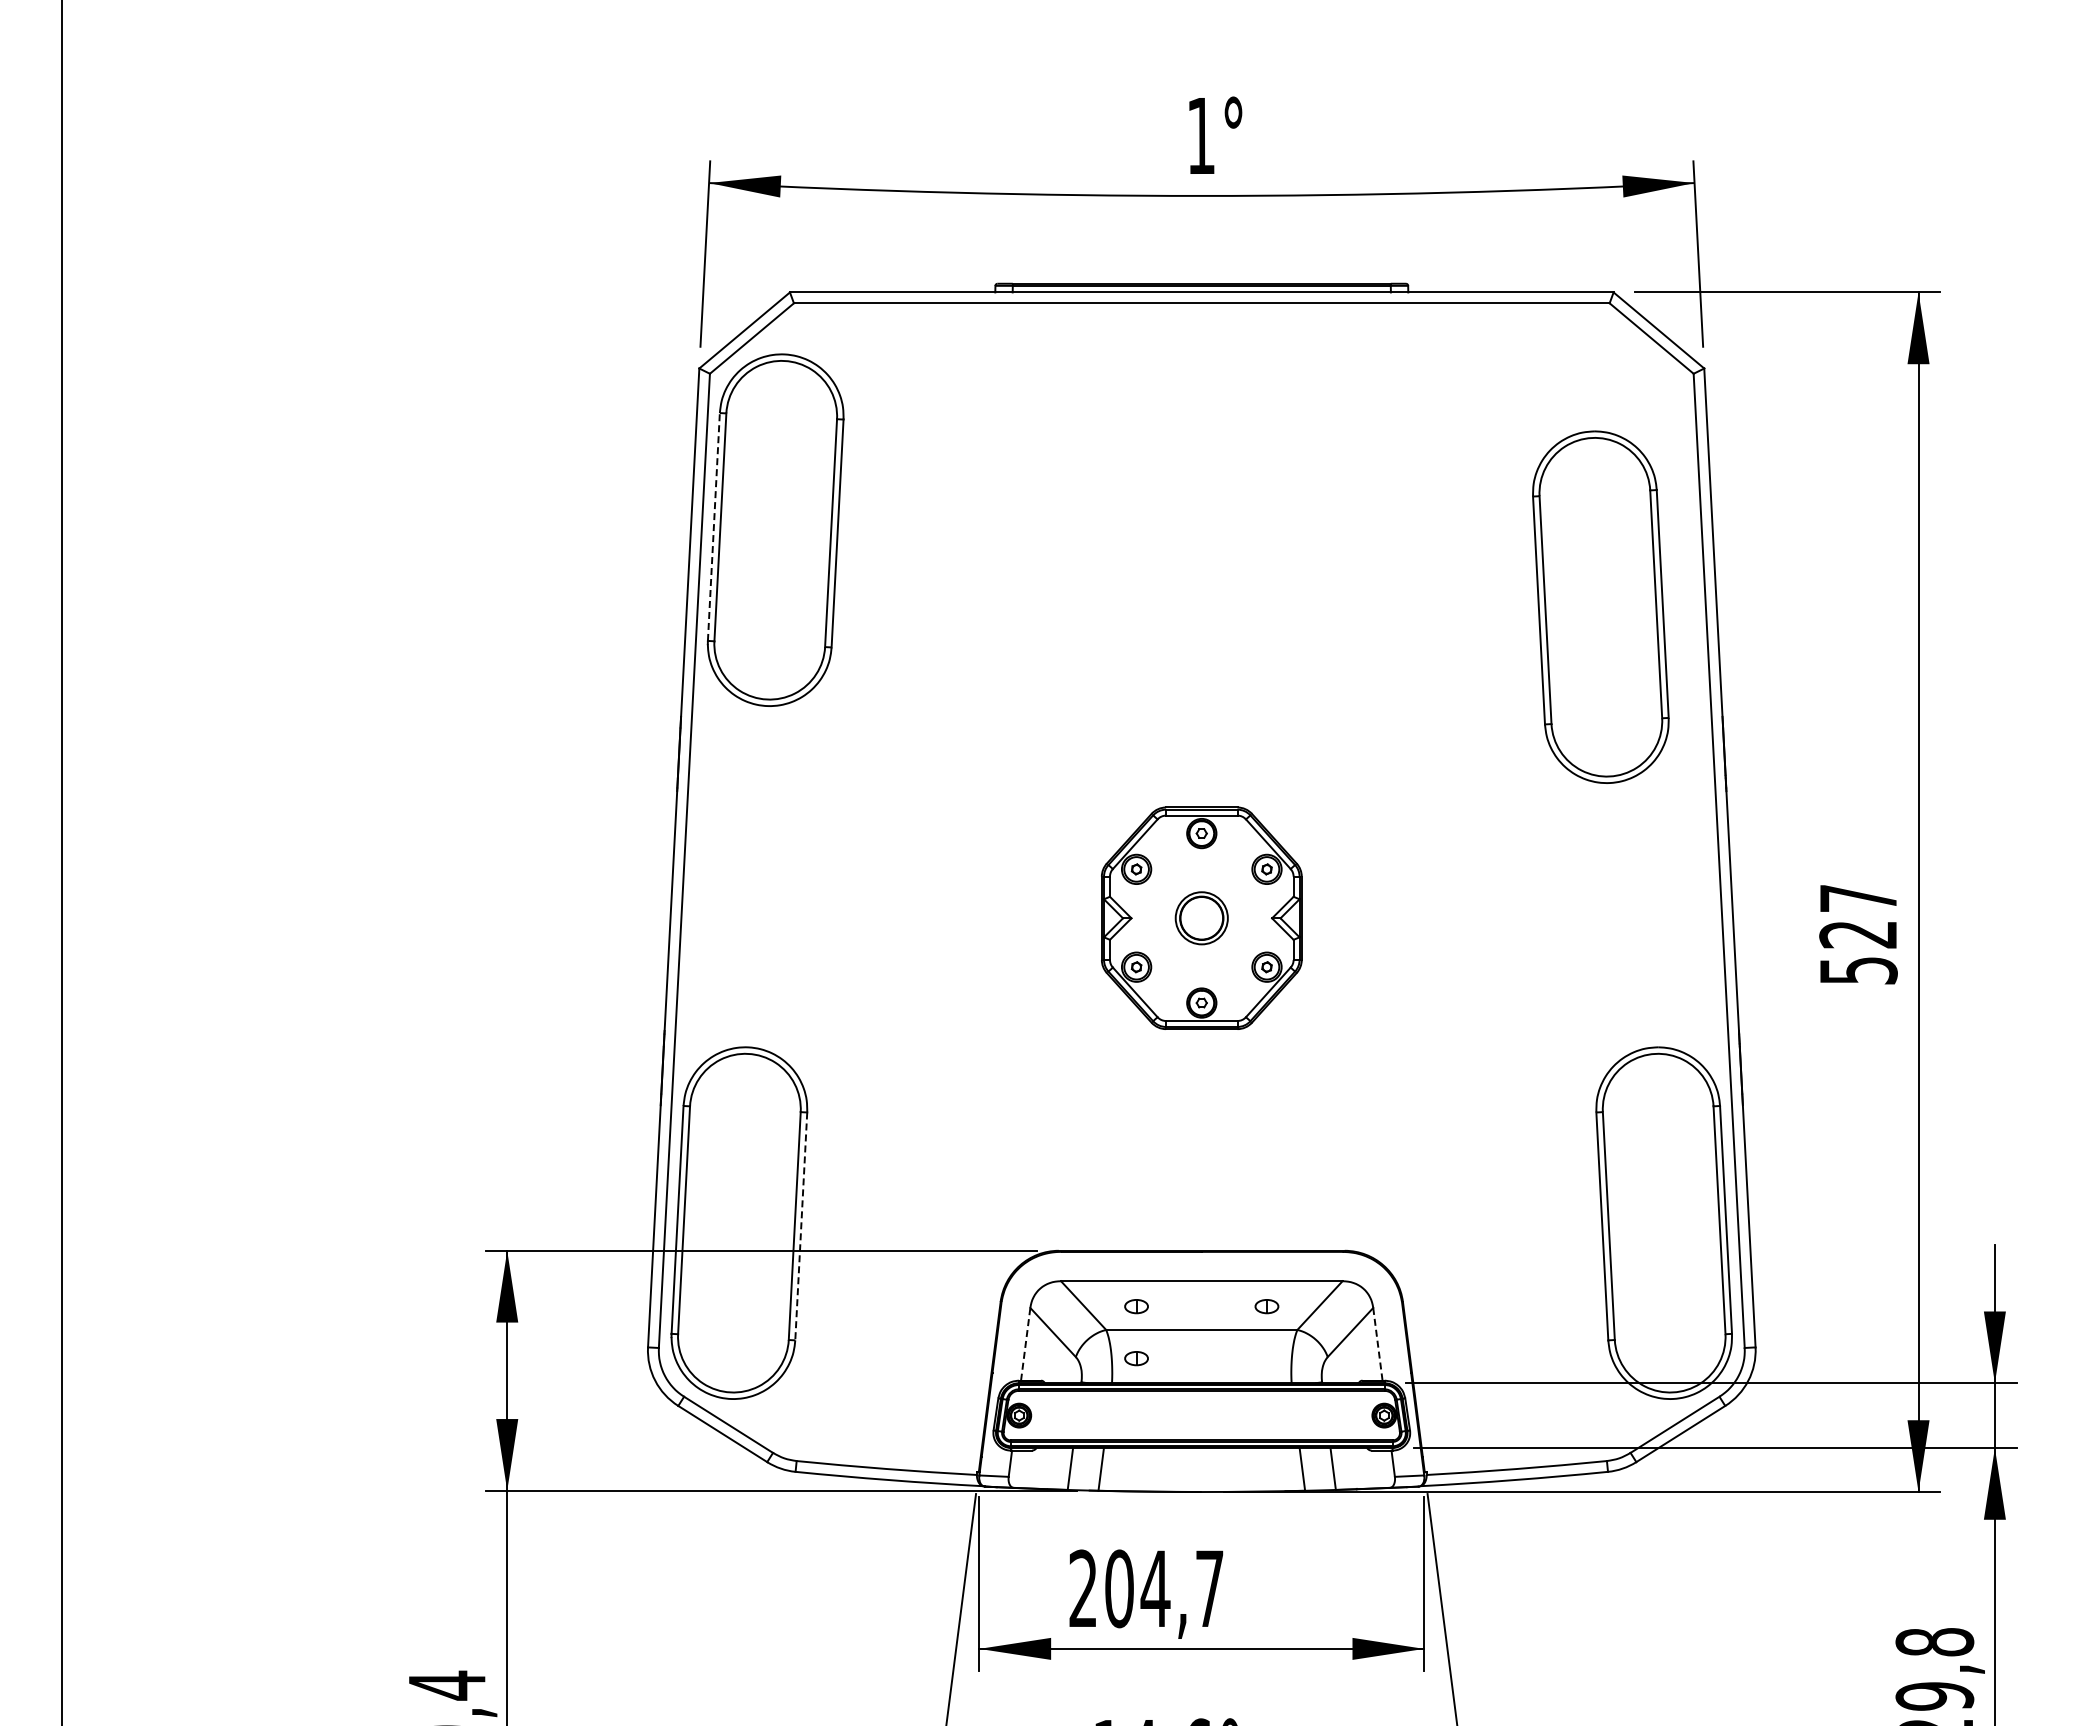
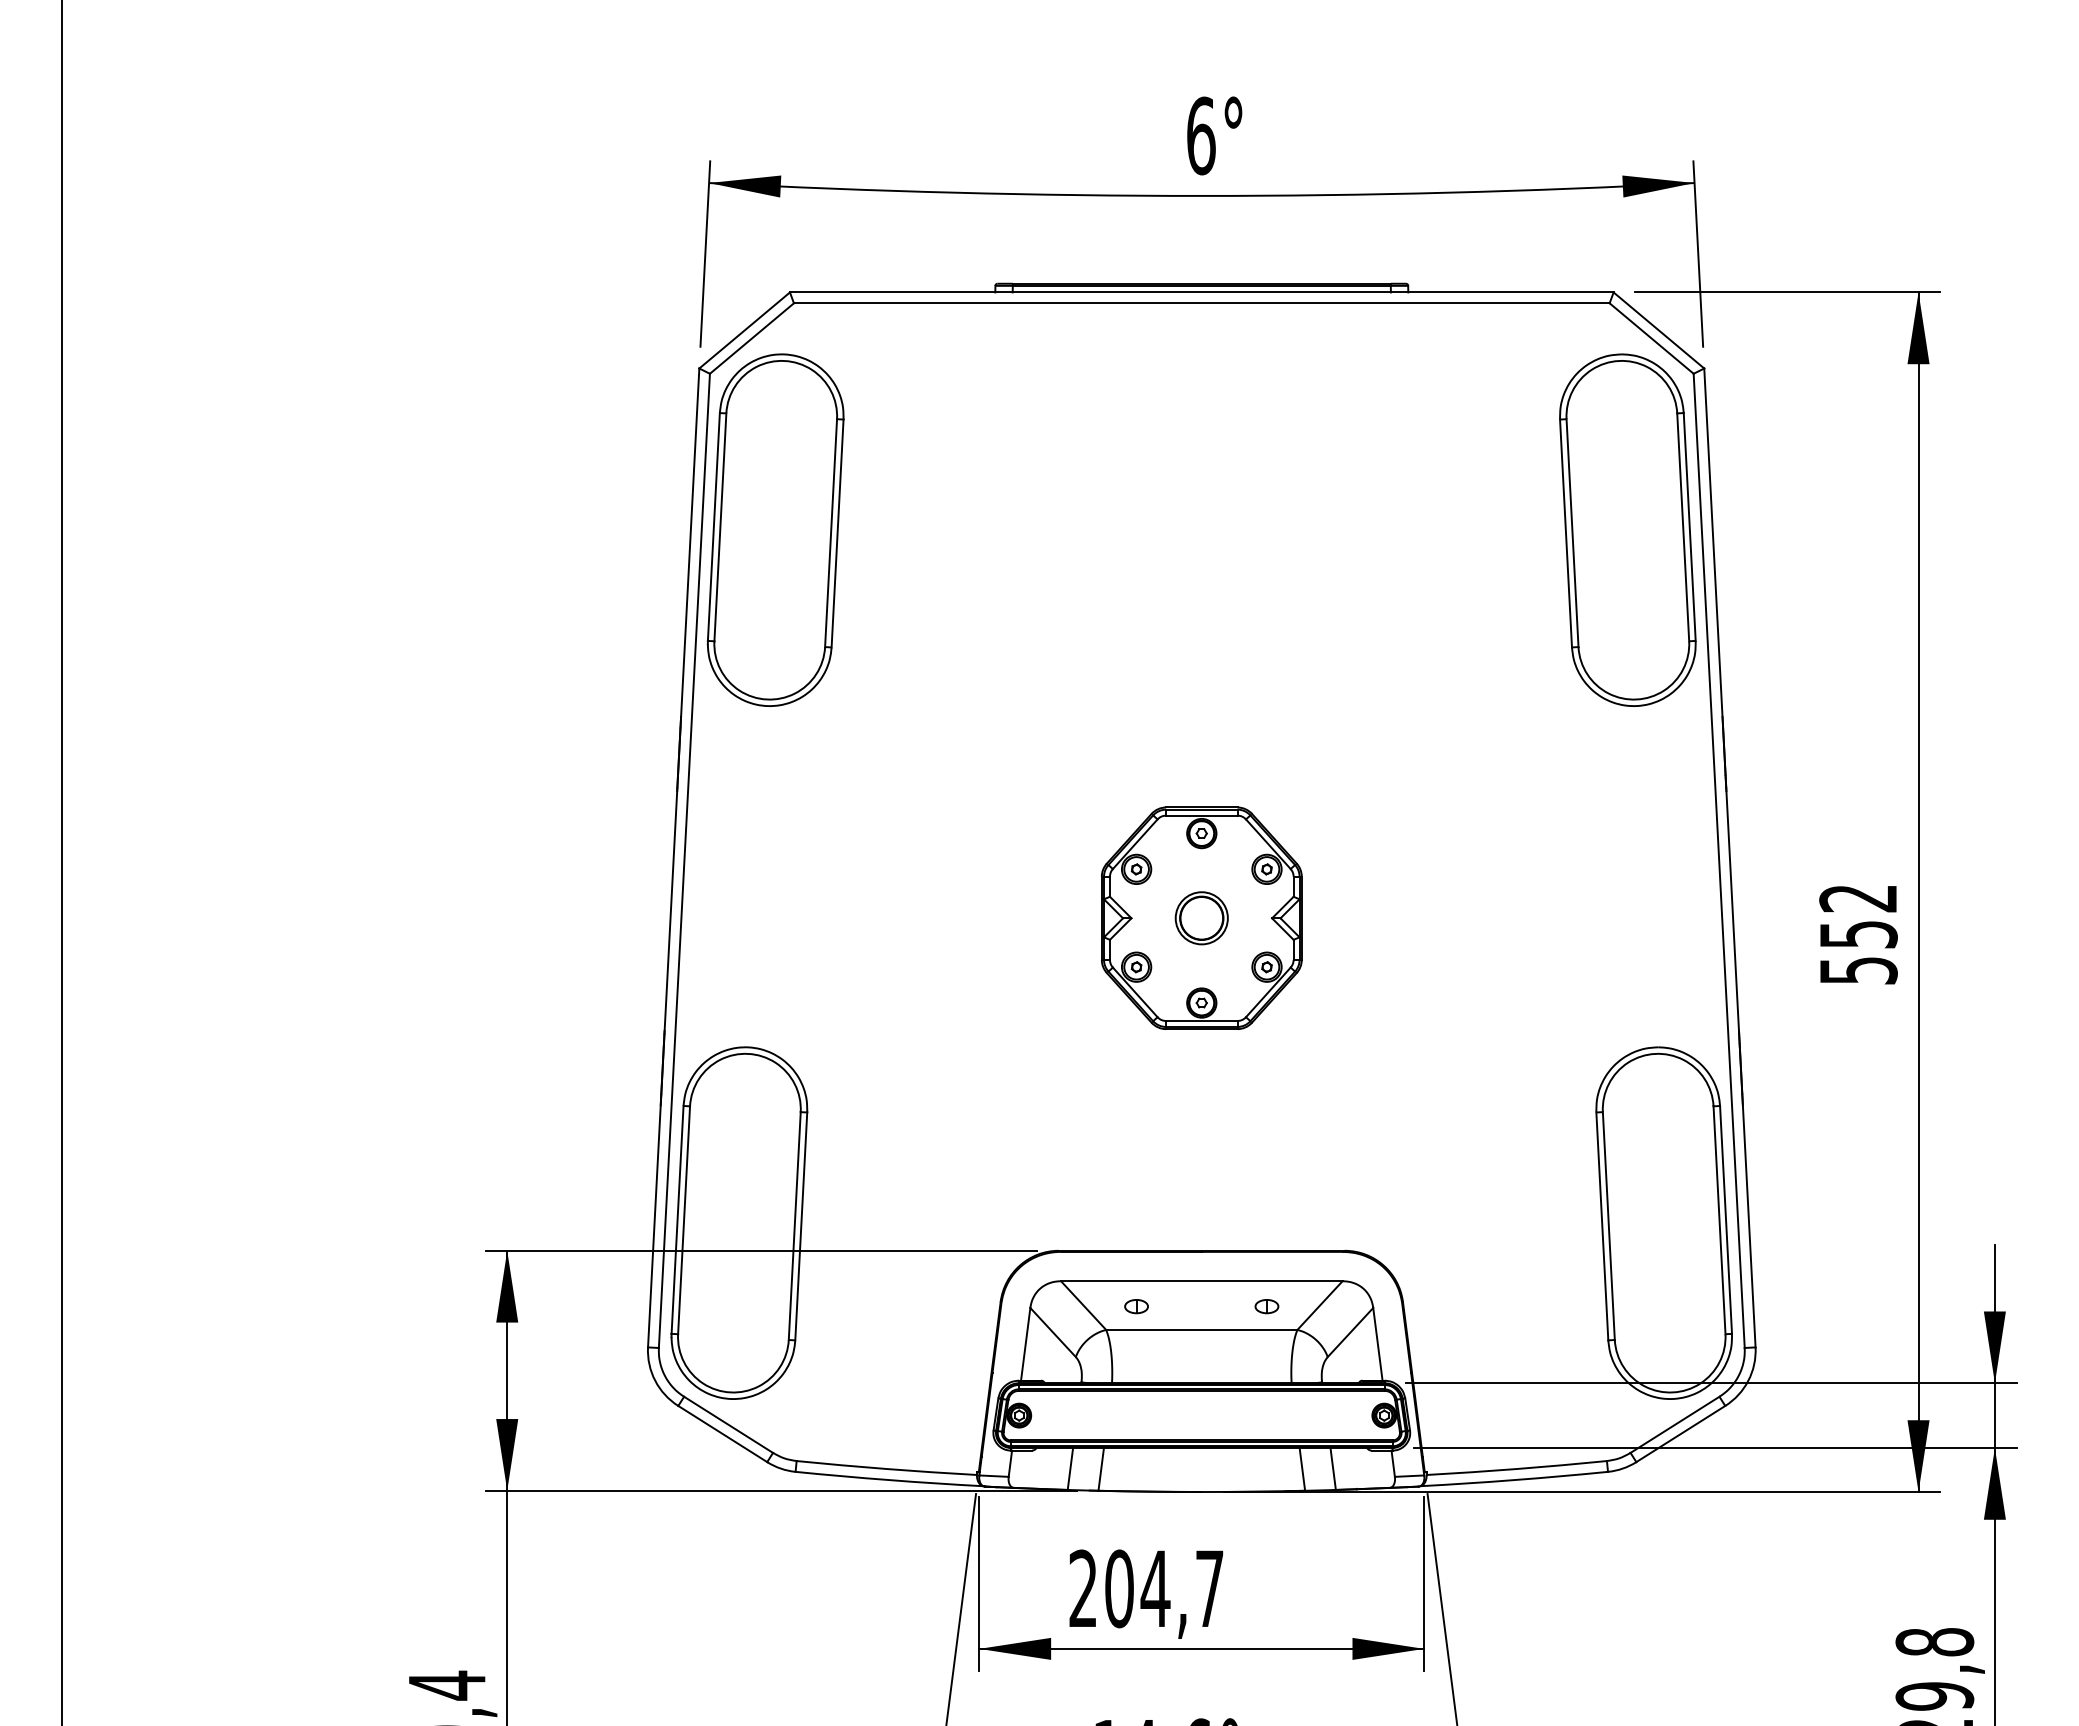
text: 1° -> 6° (1201, 135)
line: dashed -> solid (713, 526)
part position: (1600, 606) -> (1627, 529) (1627, 529)
text: 527 -> 552 (1858, 916)
line: dashed -> solid (801, 1226)
line: dashed -> solid (1025, 1344)
line: dashed -> solid (1377, 1344)
part: present -> none (1136, 1358)
